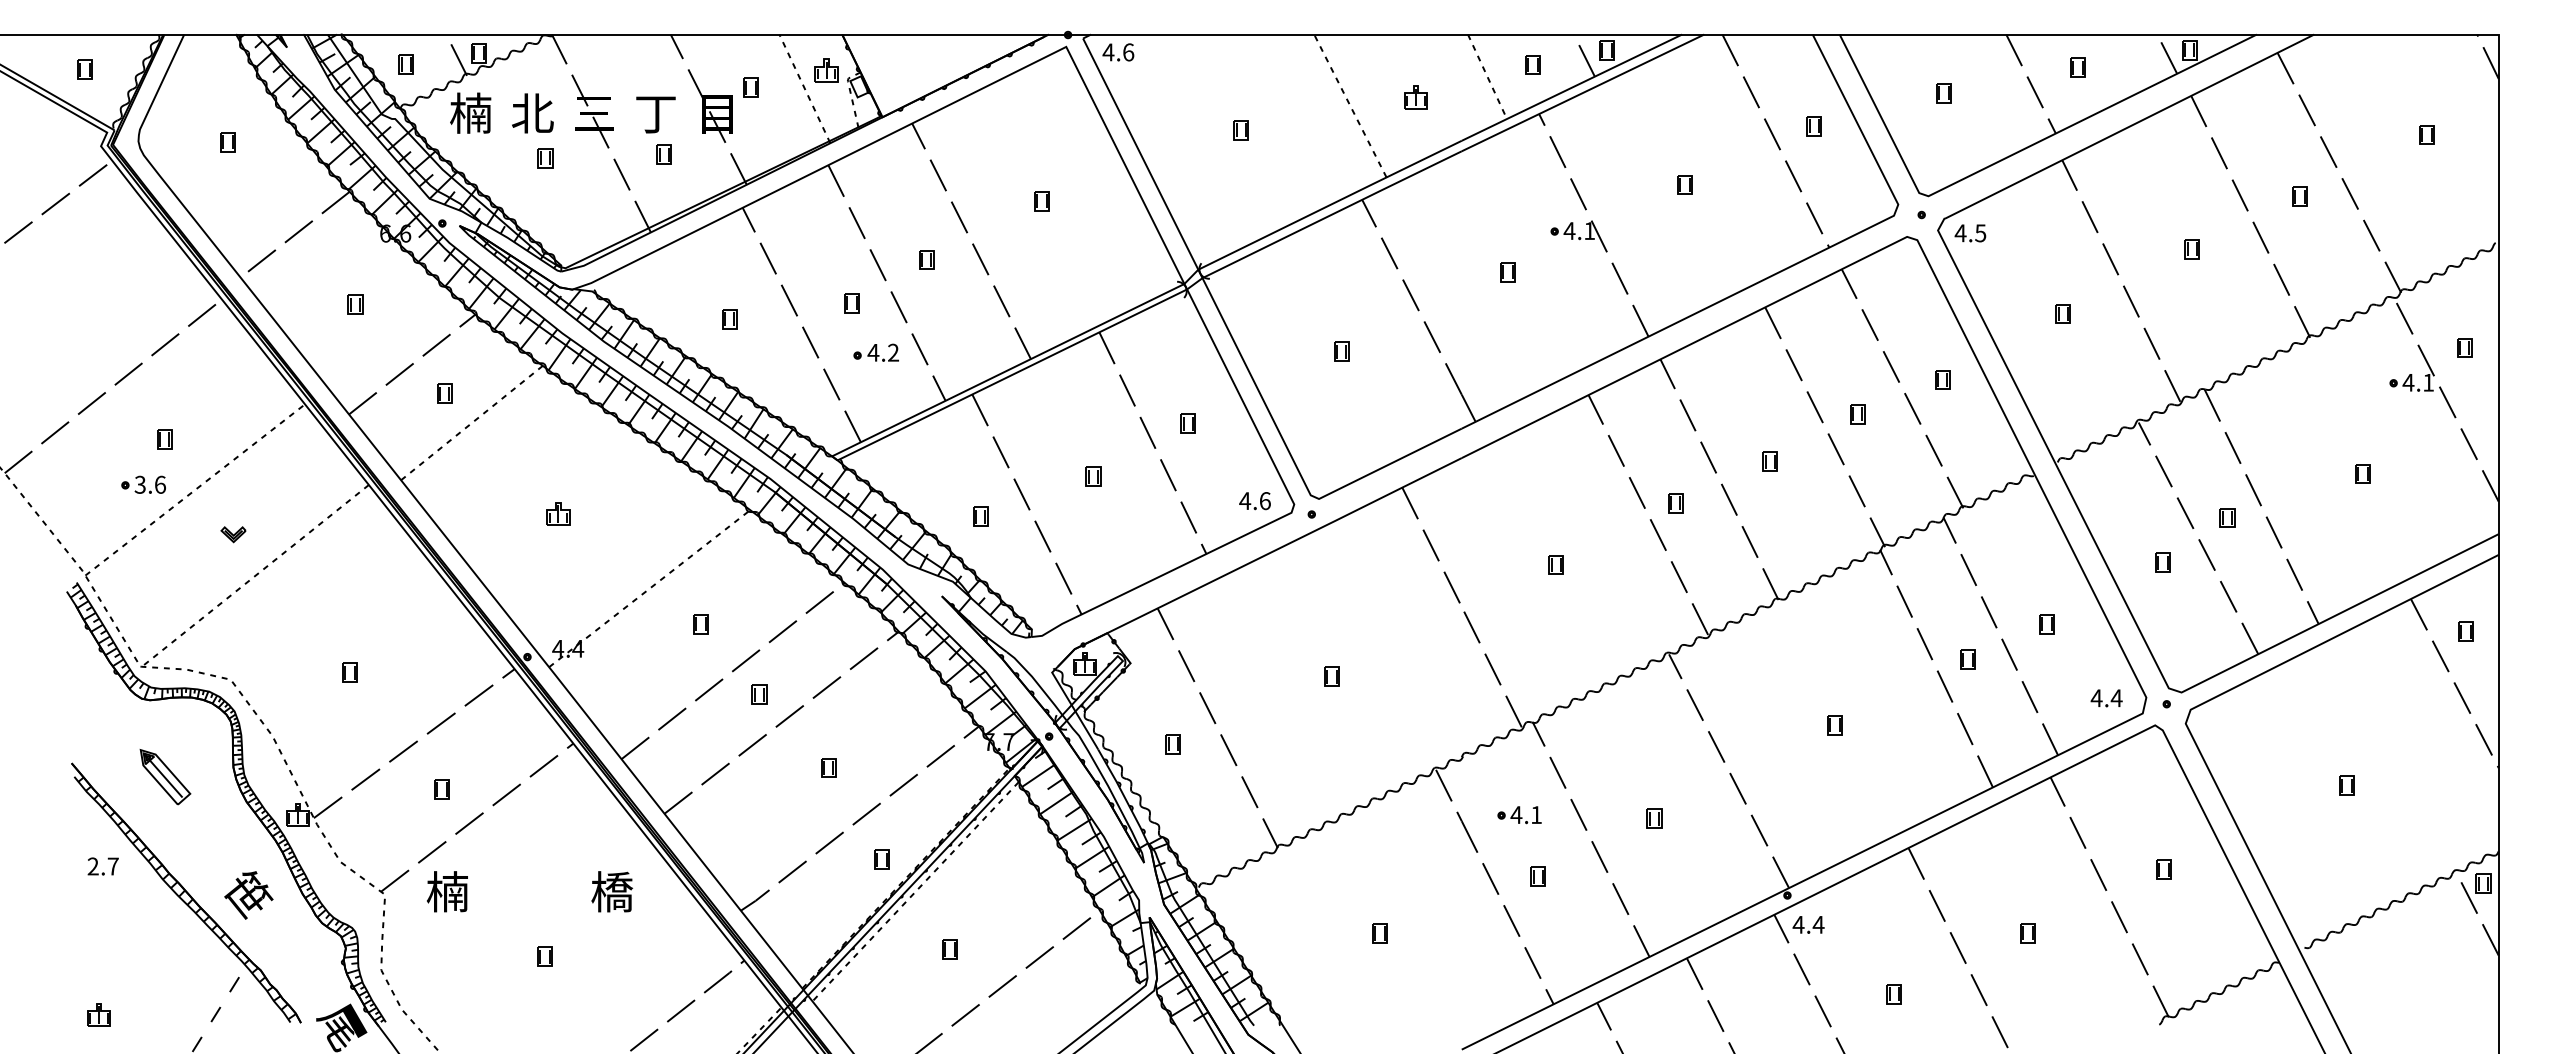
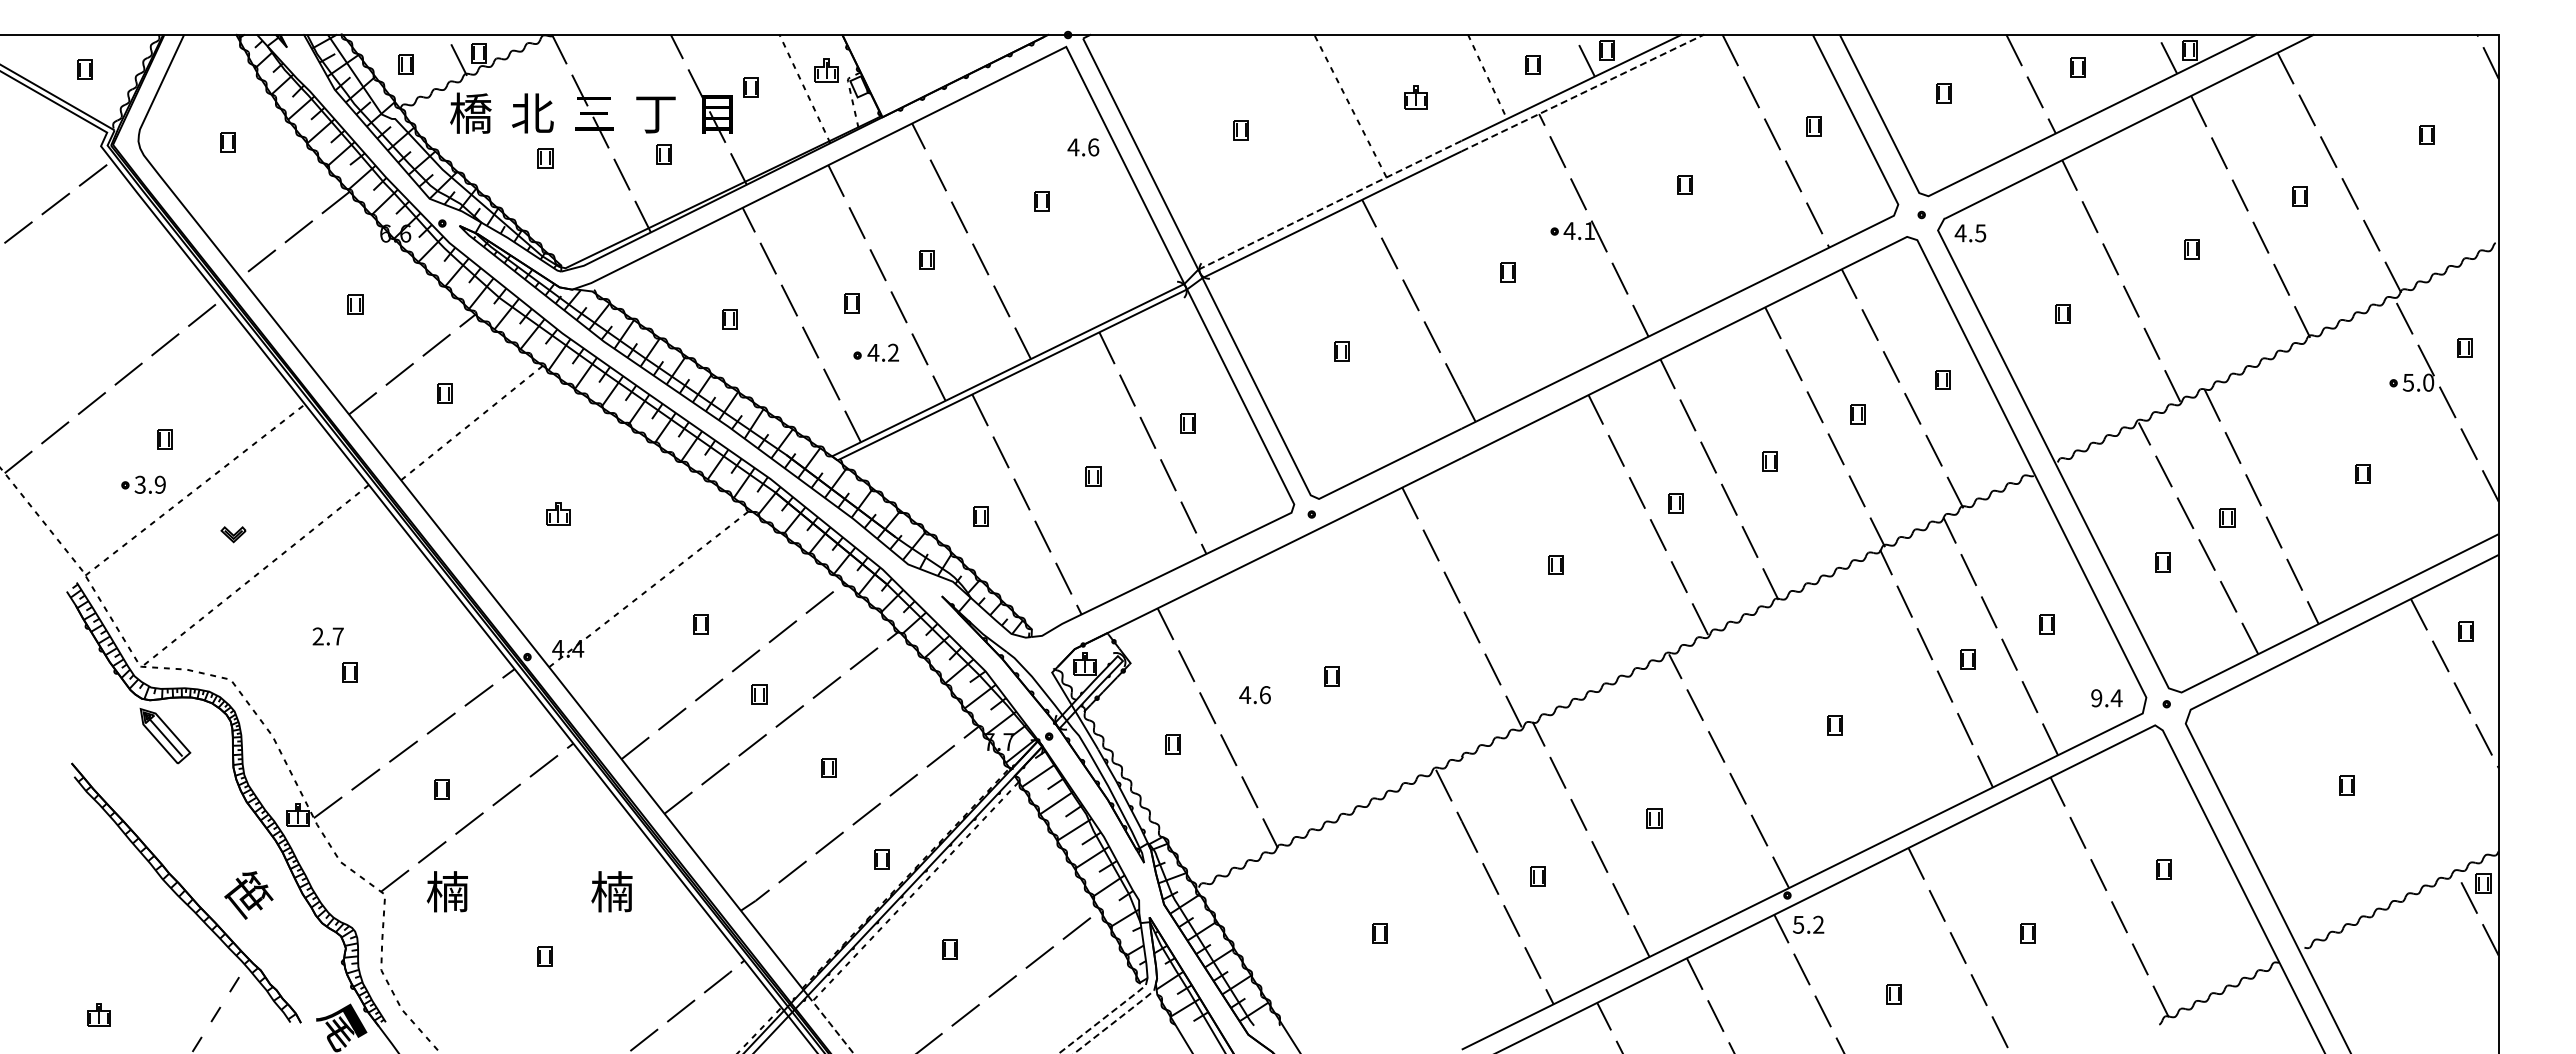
text position: (1118, 52) -> (1083, 147) (1083, 147)
line: solid -> dashed (1583, 92)
text: 楠 -> 橋 (471, 112)
line: solid -> dashed (1331, 204)
text: 4.1 -> 5.0 (2418, 382)
text: 3.6 -> 3.9 (159, 484)
text position: (1254, 501) -> (1254, 695) (1254, 695)
text: 4.4 -> 9.4 (2096, 698)
part position: (165, 777) -> (165, 736) (165, 736)
part: present -> none (1519, 815)
text position: (102, 866) -> (327, 636) (327, 636)
text: 橋 -> 楠 (612, 891)
text: 4.4 -> 5.2 (1808, 924)
line: solid -> dashed (1106, 1016)
line: solid -> dashed (1118, 1018)
line: solid -> dashed (830, 1024)
